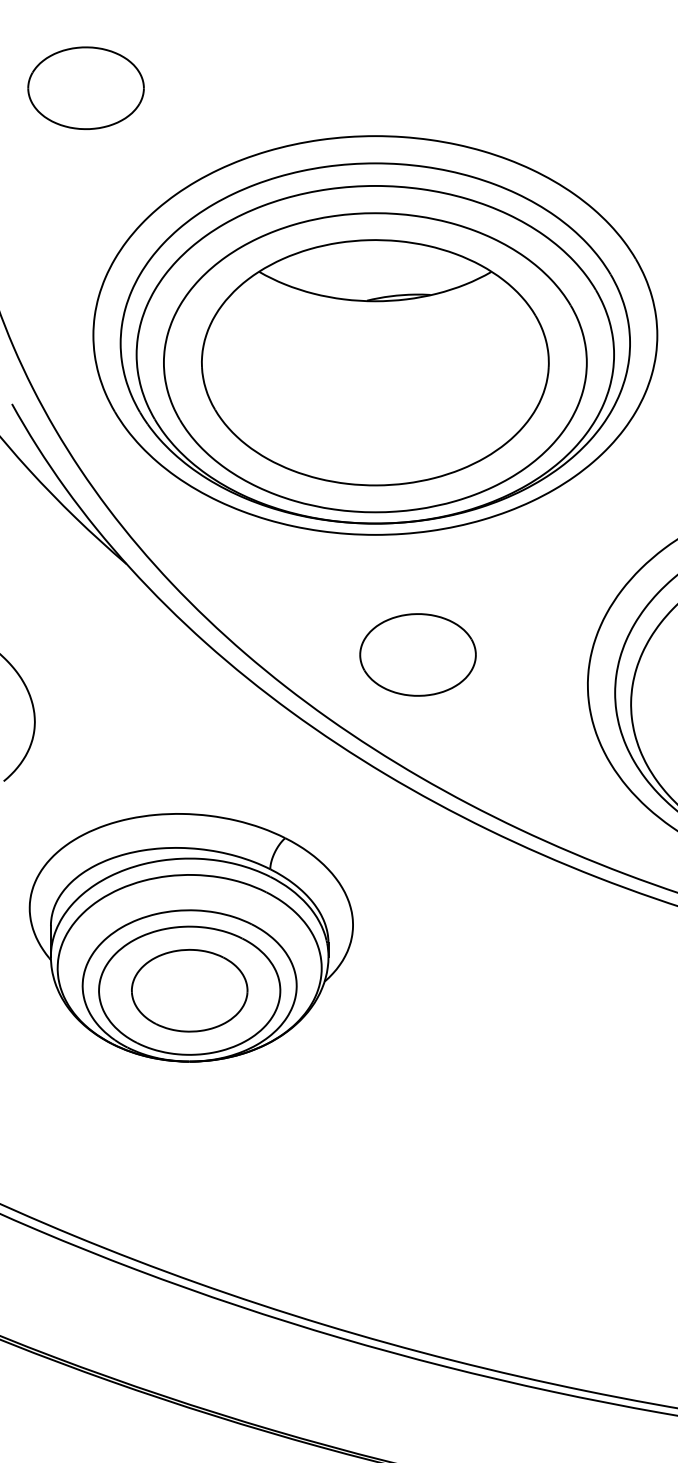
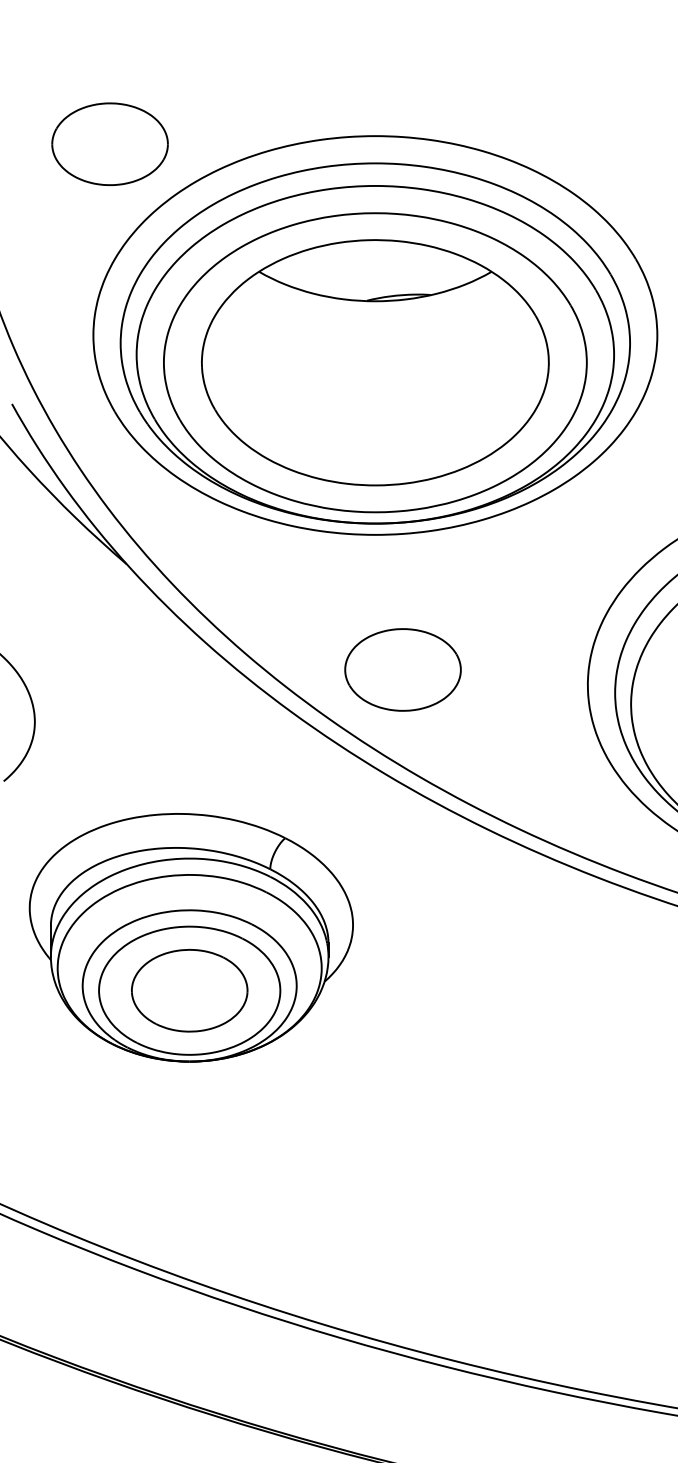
part position: (85, 87) -> (109, 143) (109, 143)
part position: (417, 654) -> (402, 669) (402, 669)
